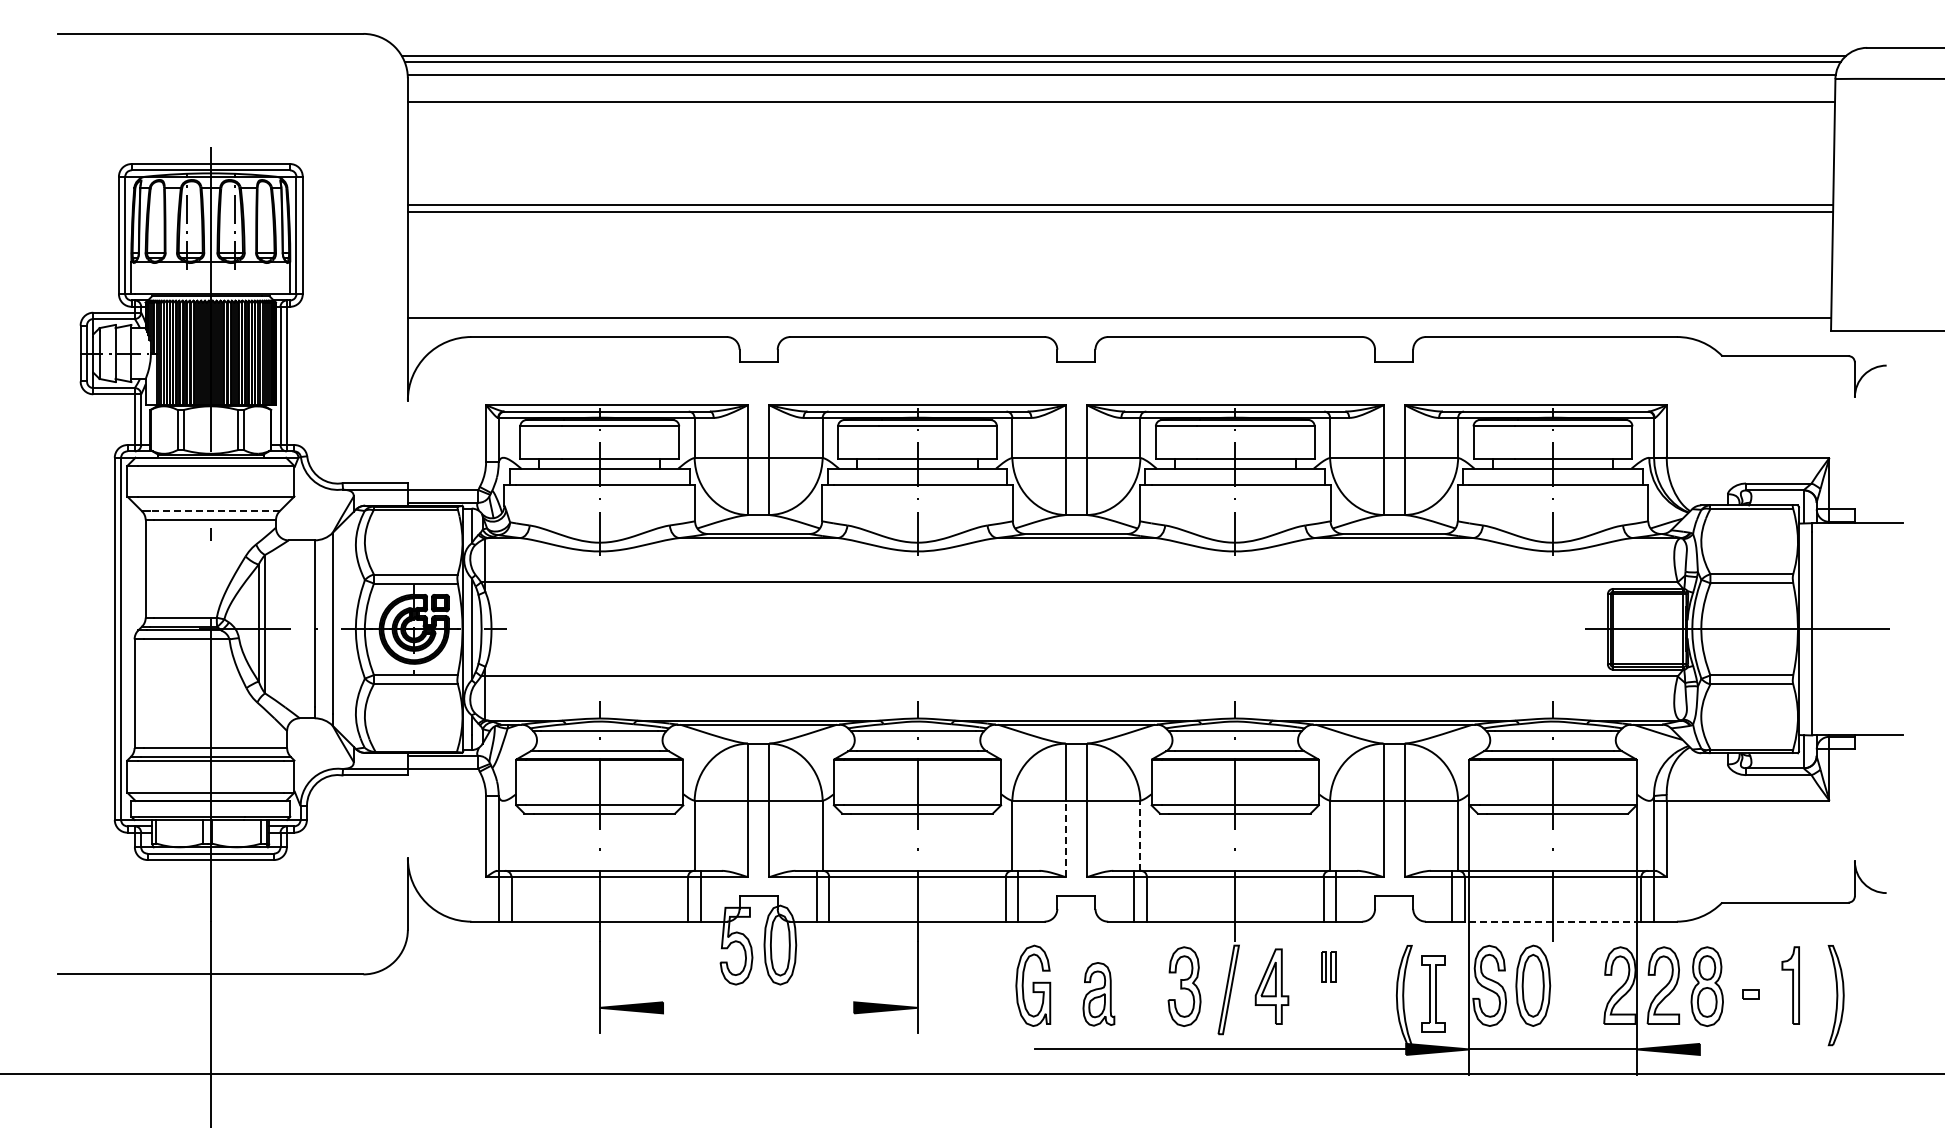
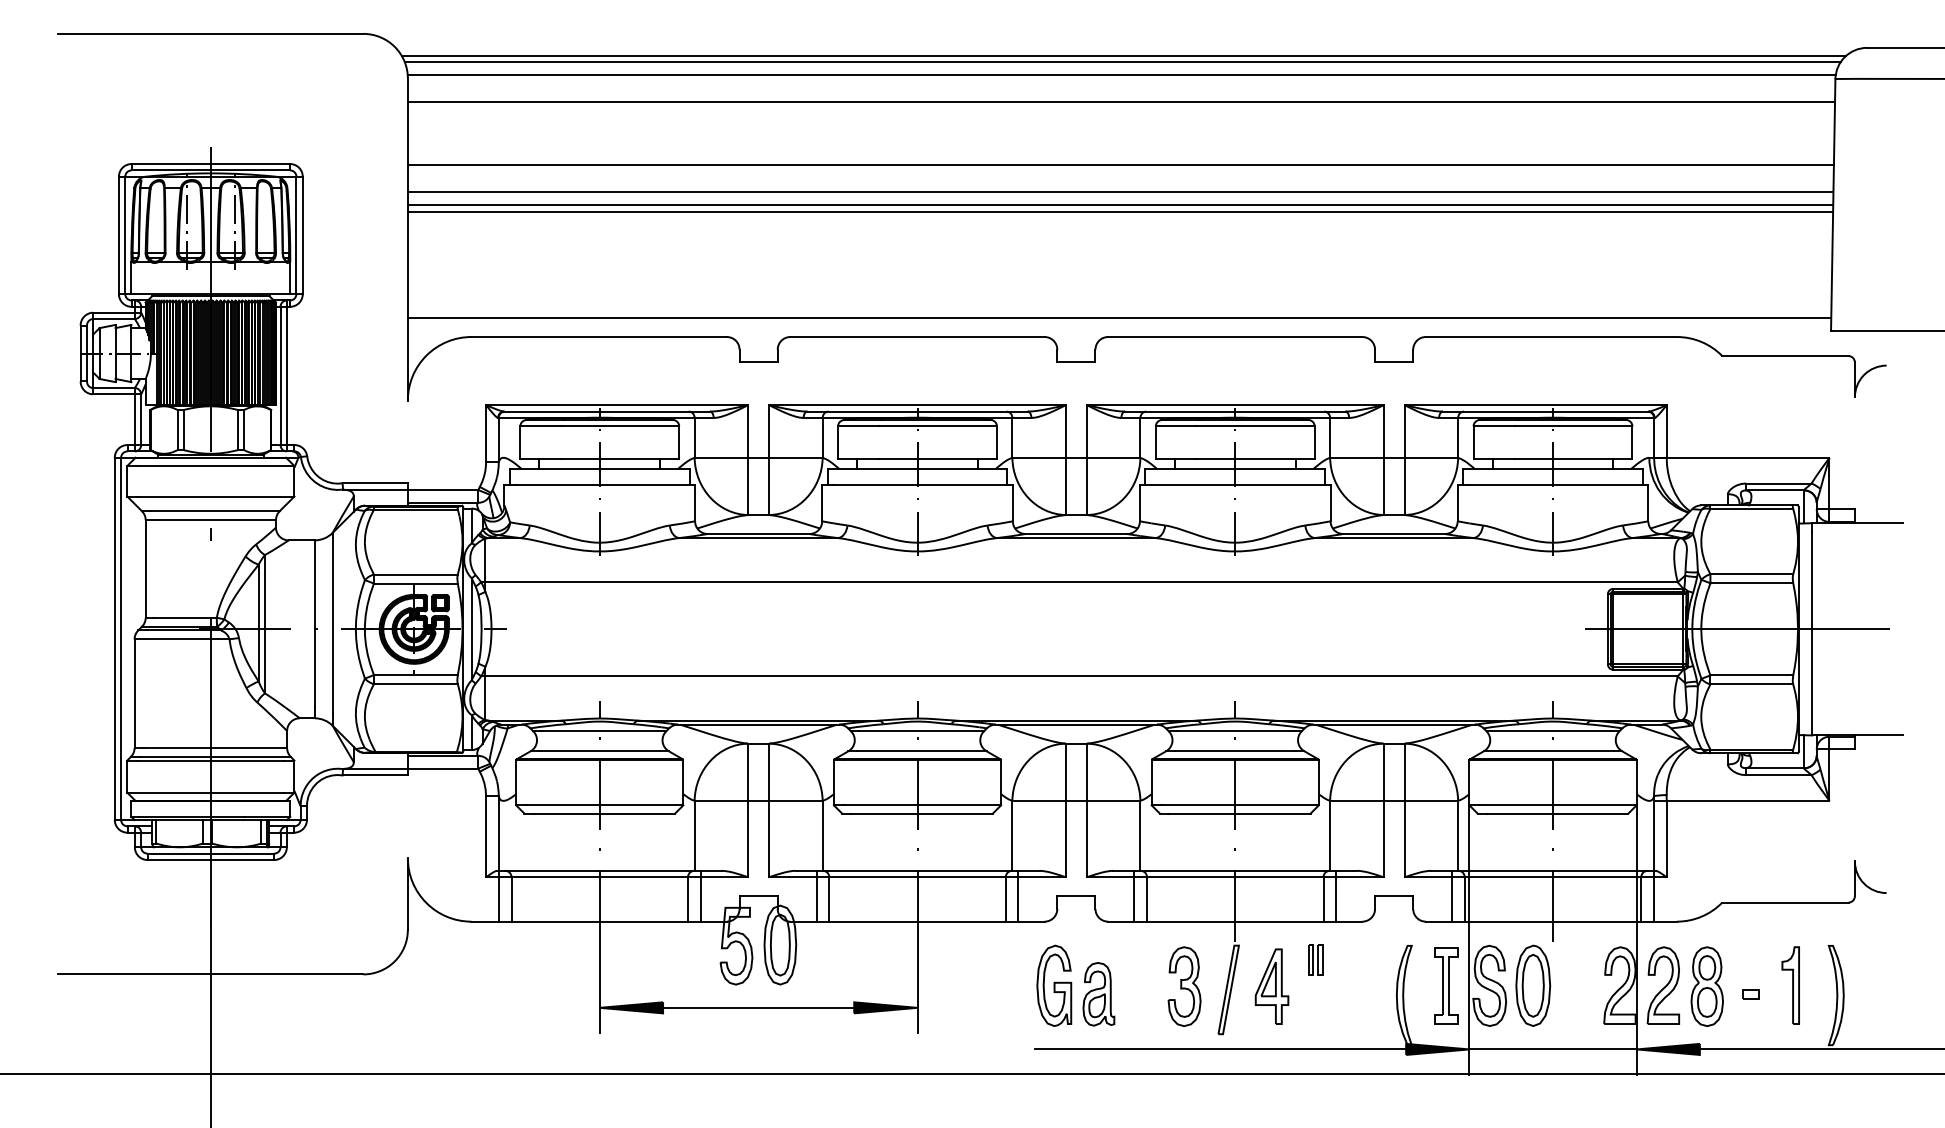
line: none -> present (1120, 165)
line: none -> present (1120, 192)
line: dashed -> solid (215, 511)
line: dashed -> solid (1140, 835)
line: dashed -> solid (1065, 838)
line: dashed -> solid (1552, 921)
part position: (1328, 966) -> (1315, 959) (1315, 959)
part position: (1033, 985) -> (1054, 985) (1054, 985)
part position: (1433, 993) -> (1446, 985) (1446, 985)
line: none -> present (758, 1007)
line: none -> present (1820, 1049)
